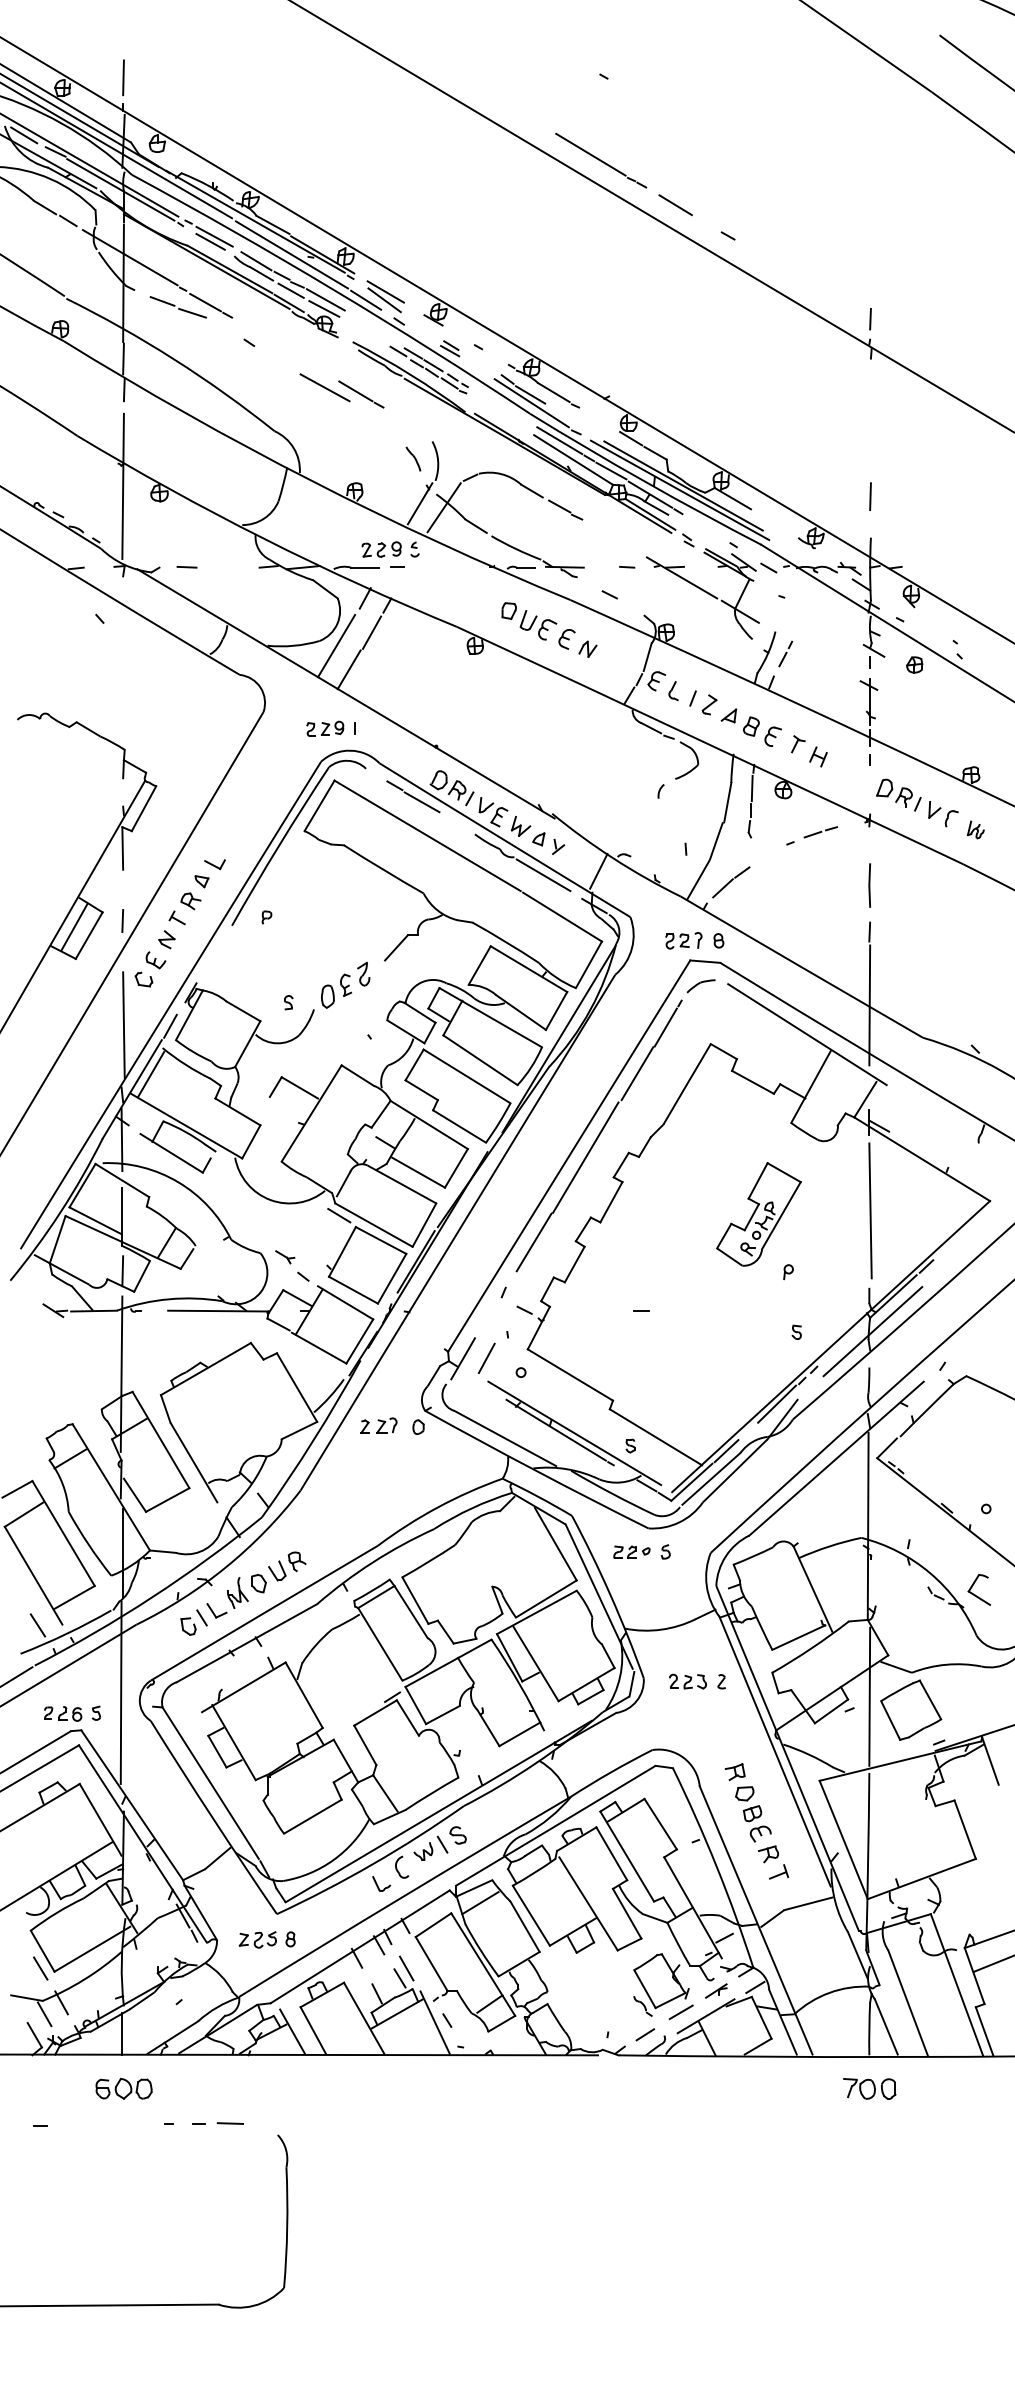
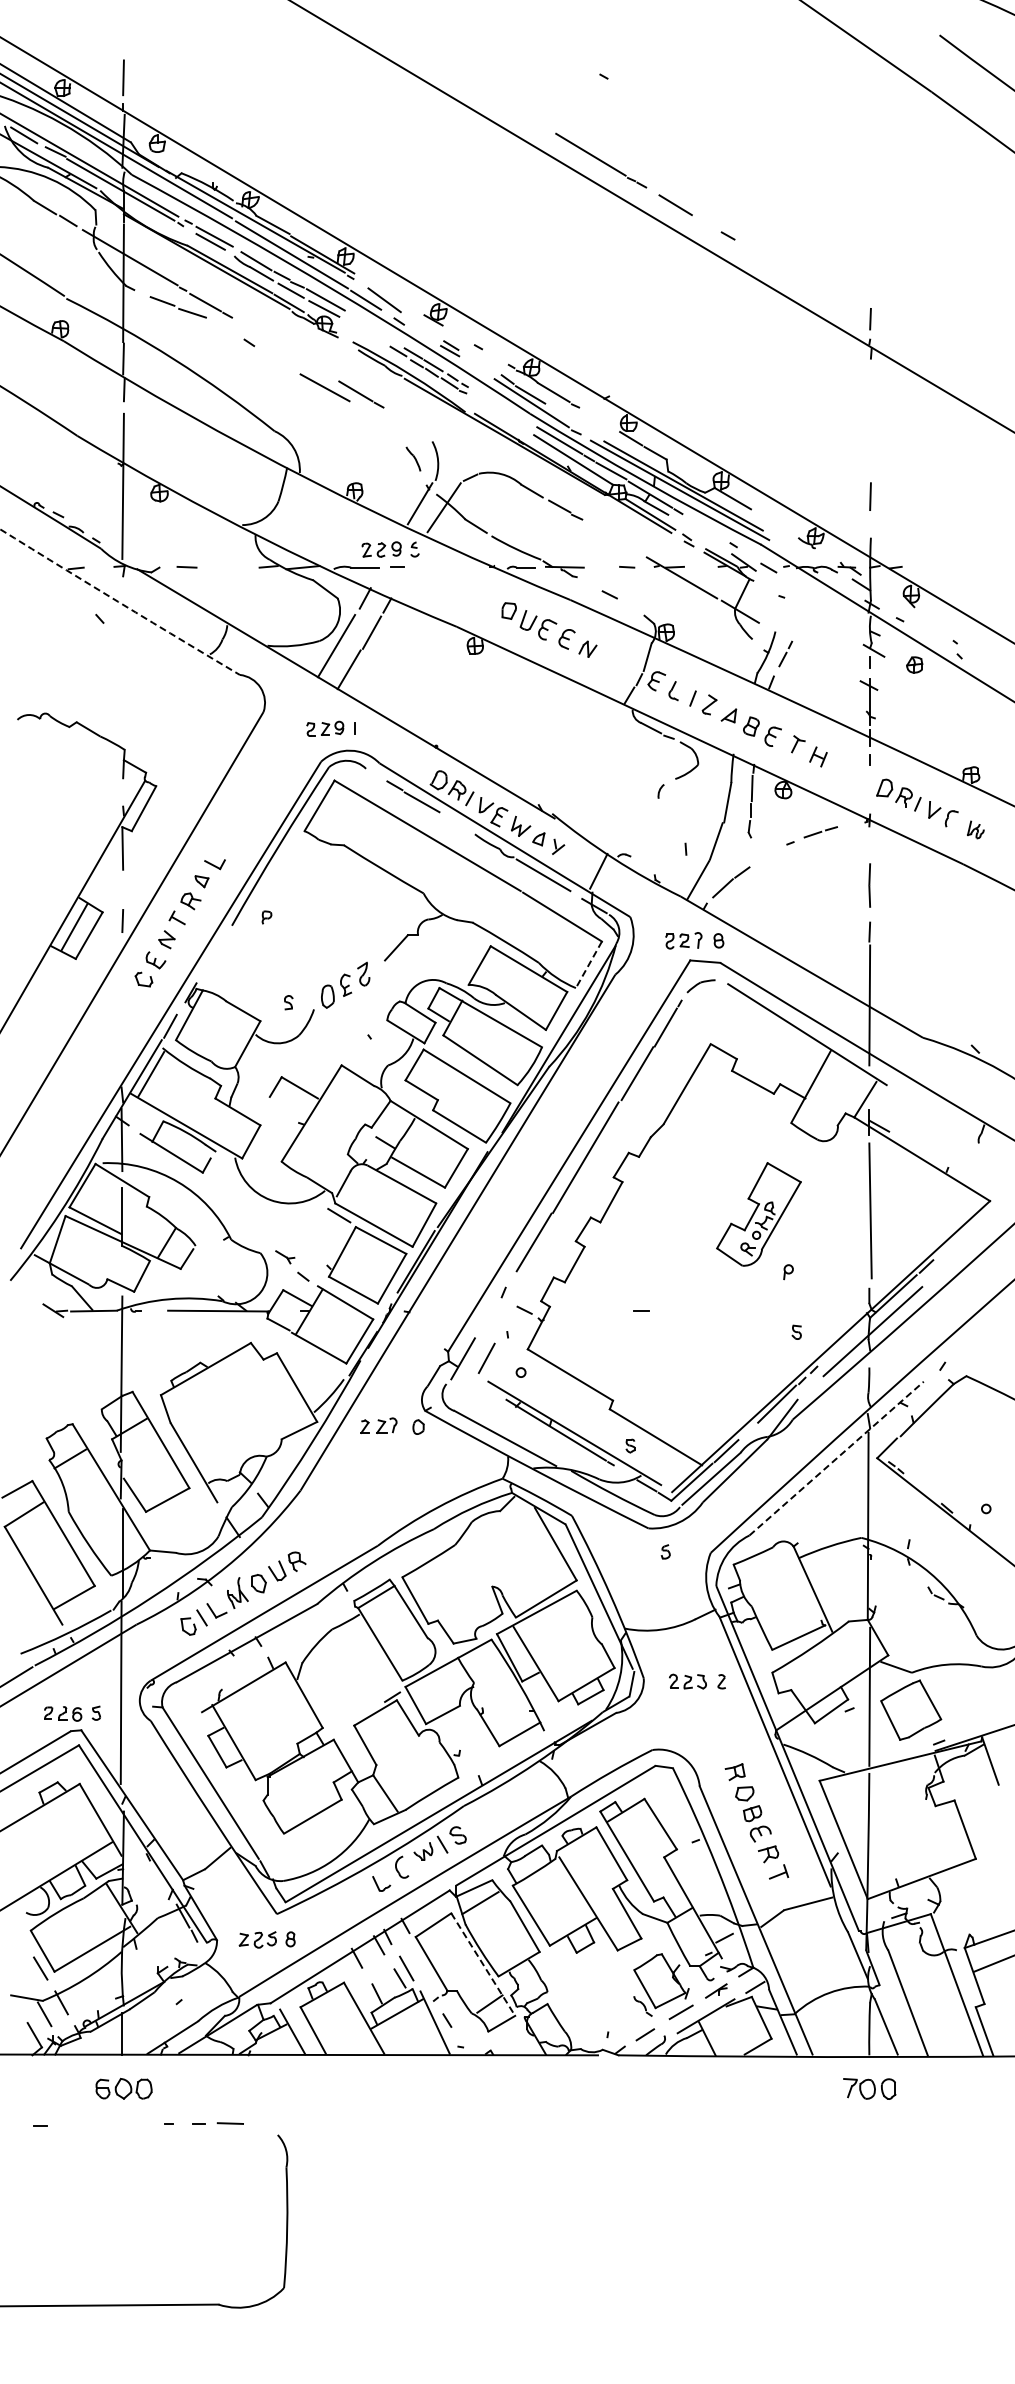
line: present -> none (385, 291)
arc: solid -> dashed (119, 602)
line: solid -> dashed (588, 964)
line: present -> none (123, 1025)
line: present -> none (122, 1271)
line: solid -> dashed (836, 1458)
part: present -> none (631, 1551)
part: present -> none (977, 1595)
line: present -> none (37, 1625)
line: solid -> dashed (483, 1965)
